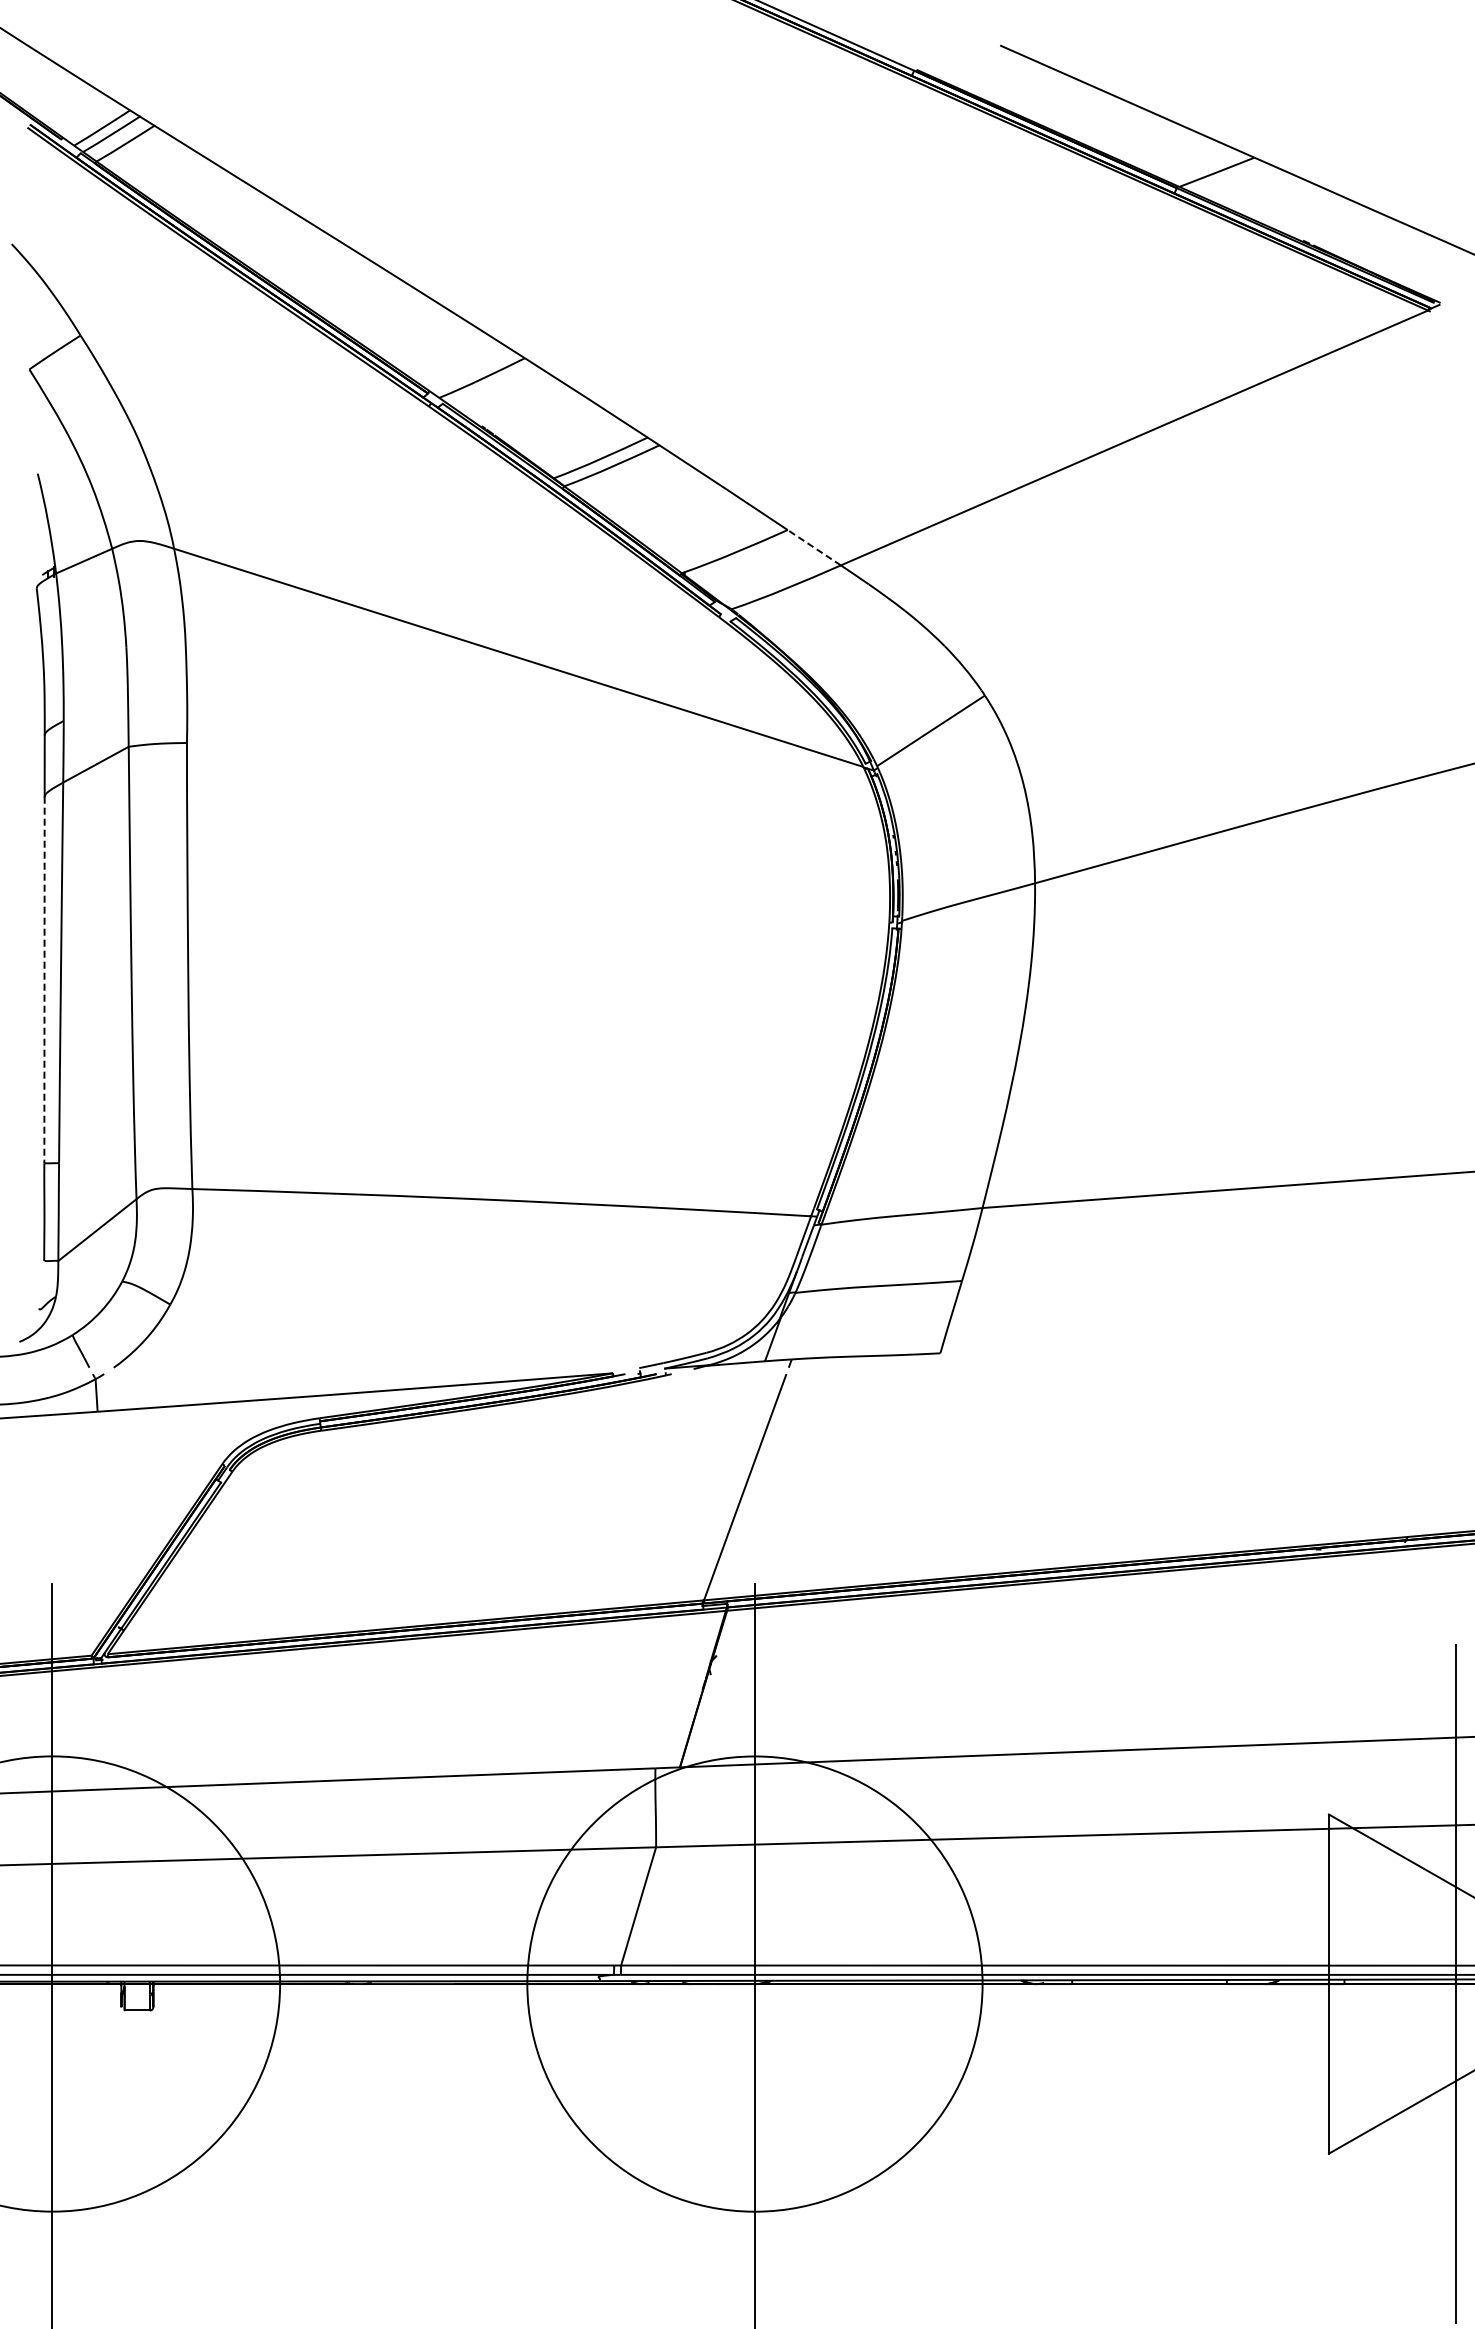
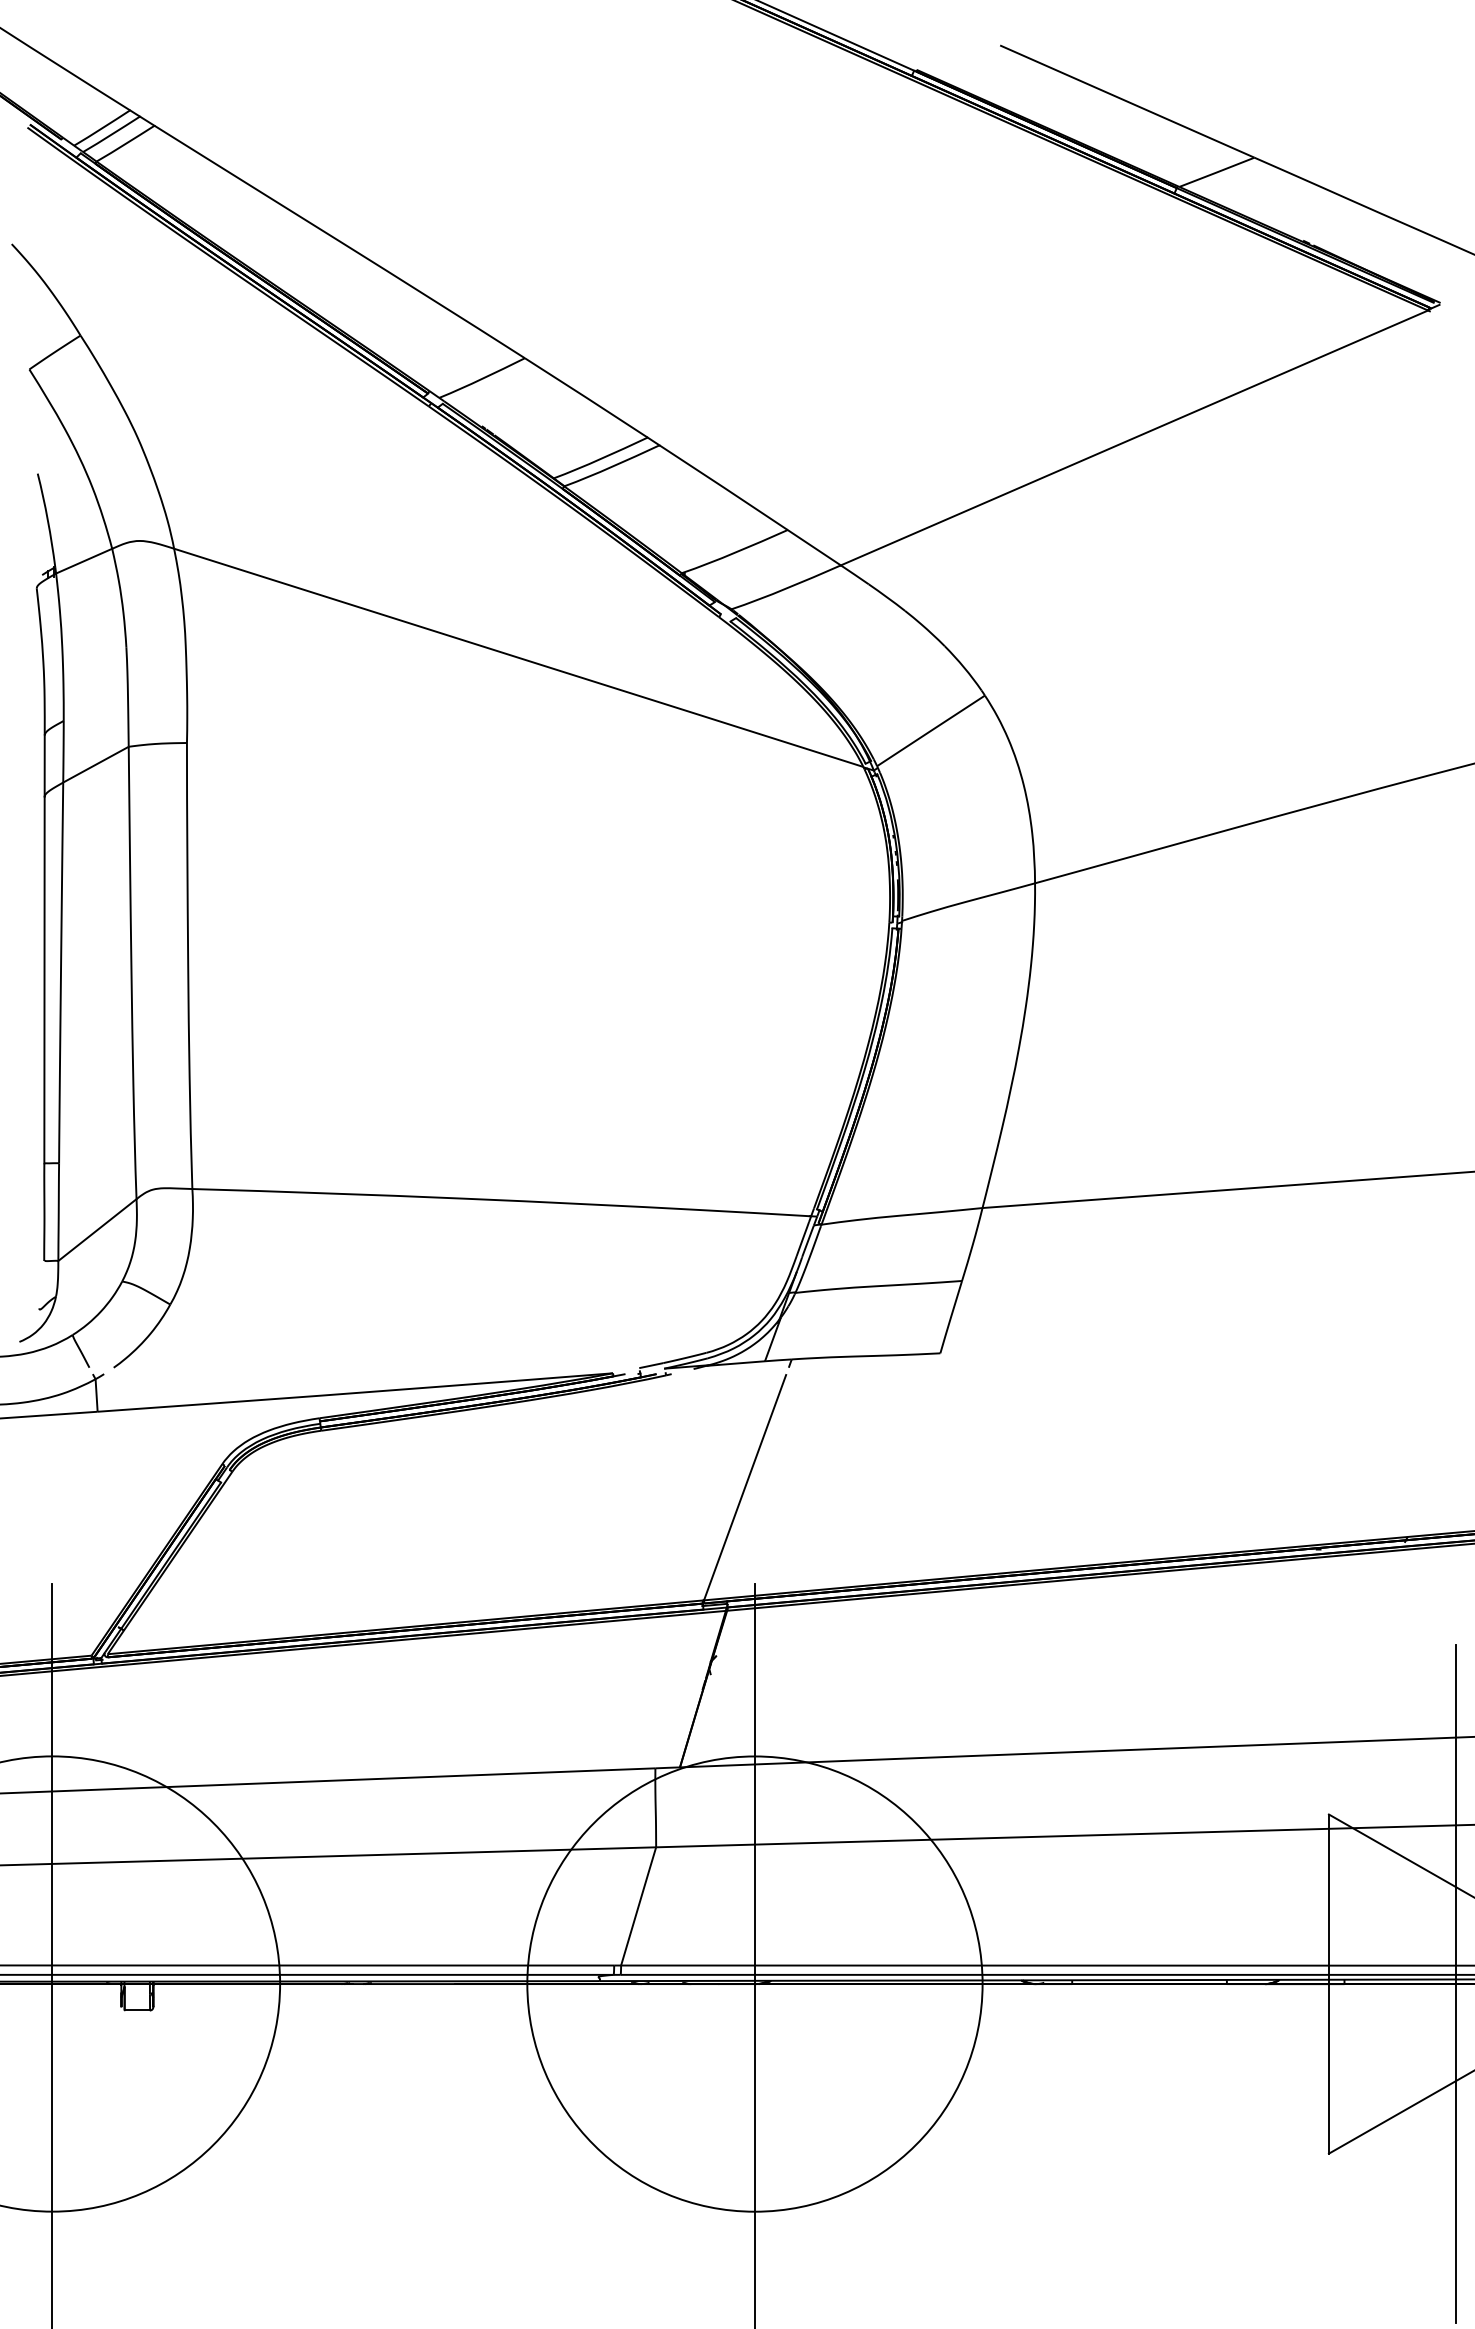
line: dashed -> solid (814, 547)
line: dashed -> solid (44, 980)
